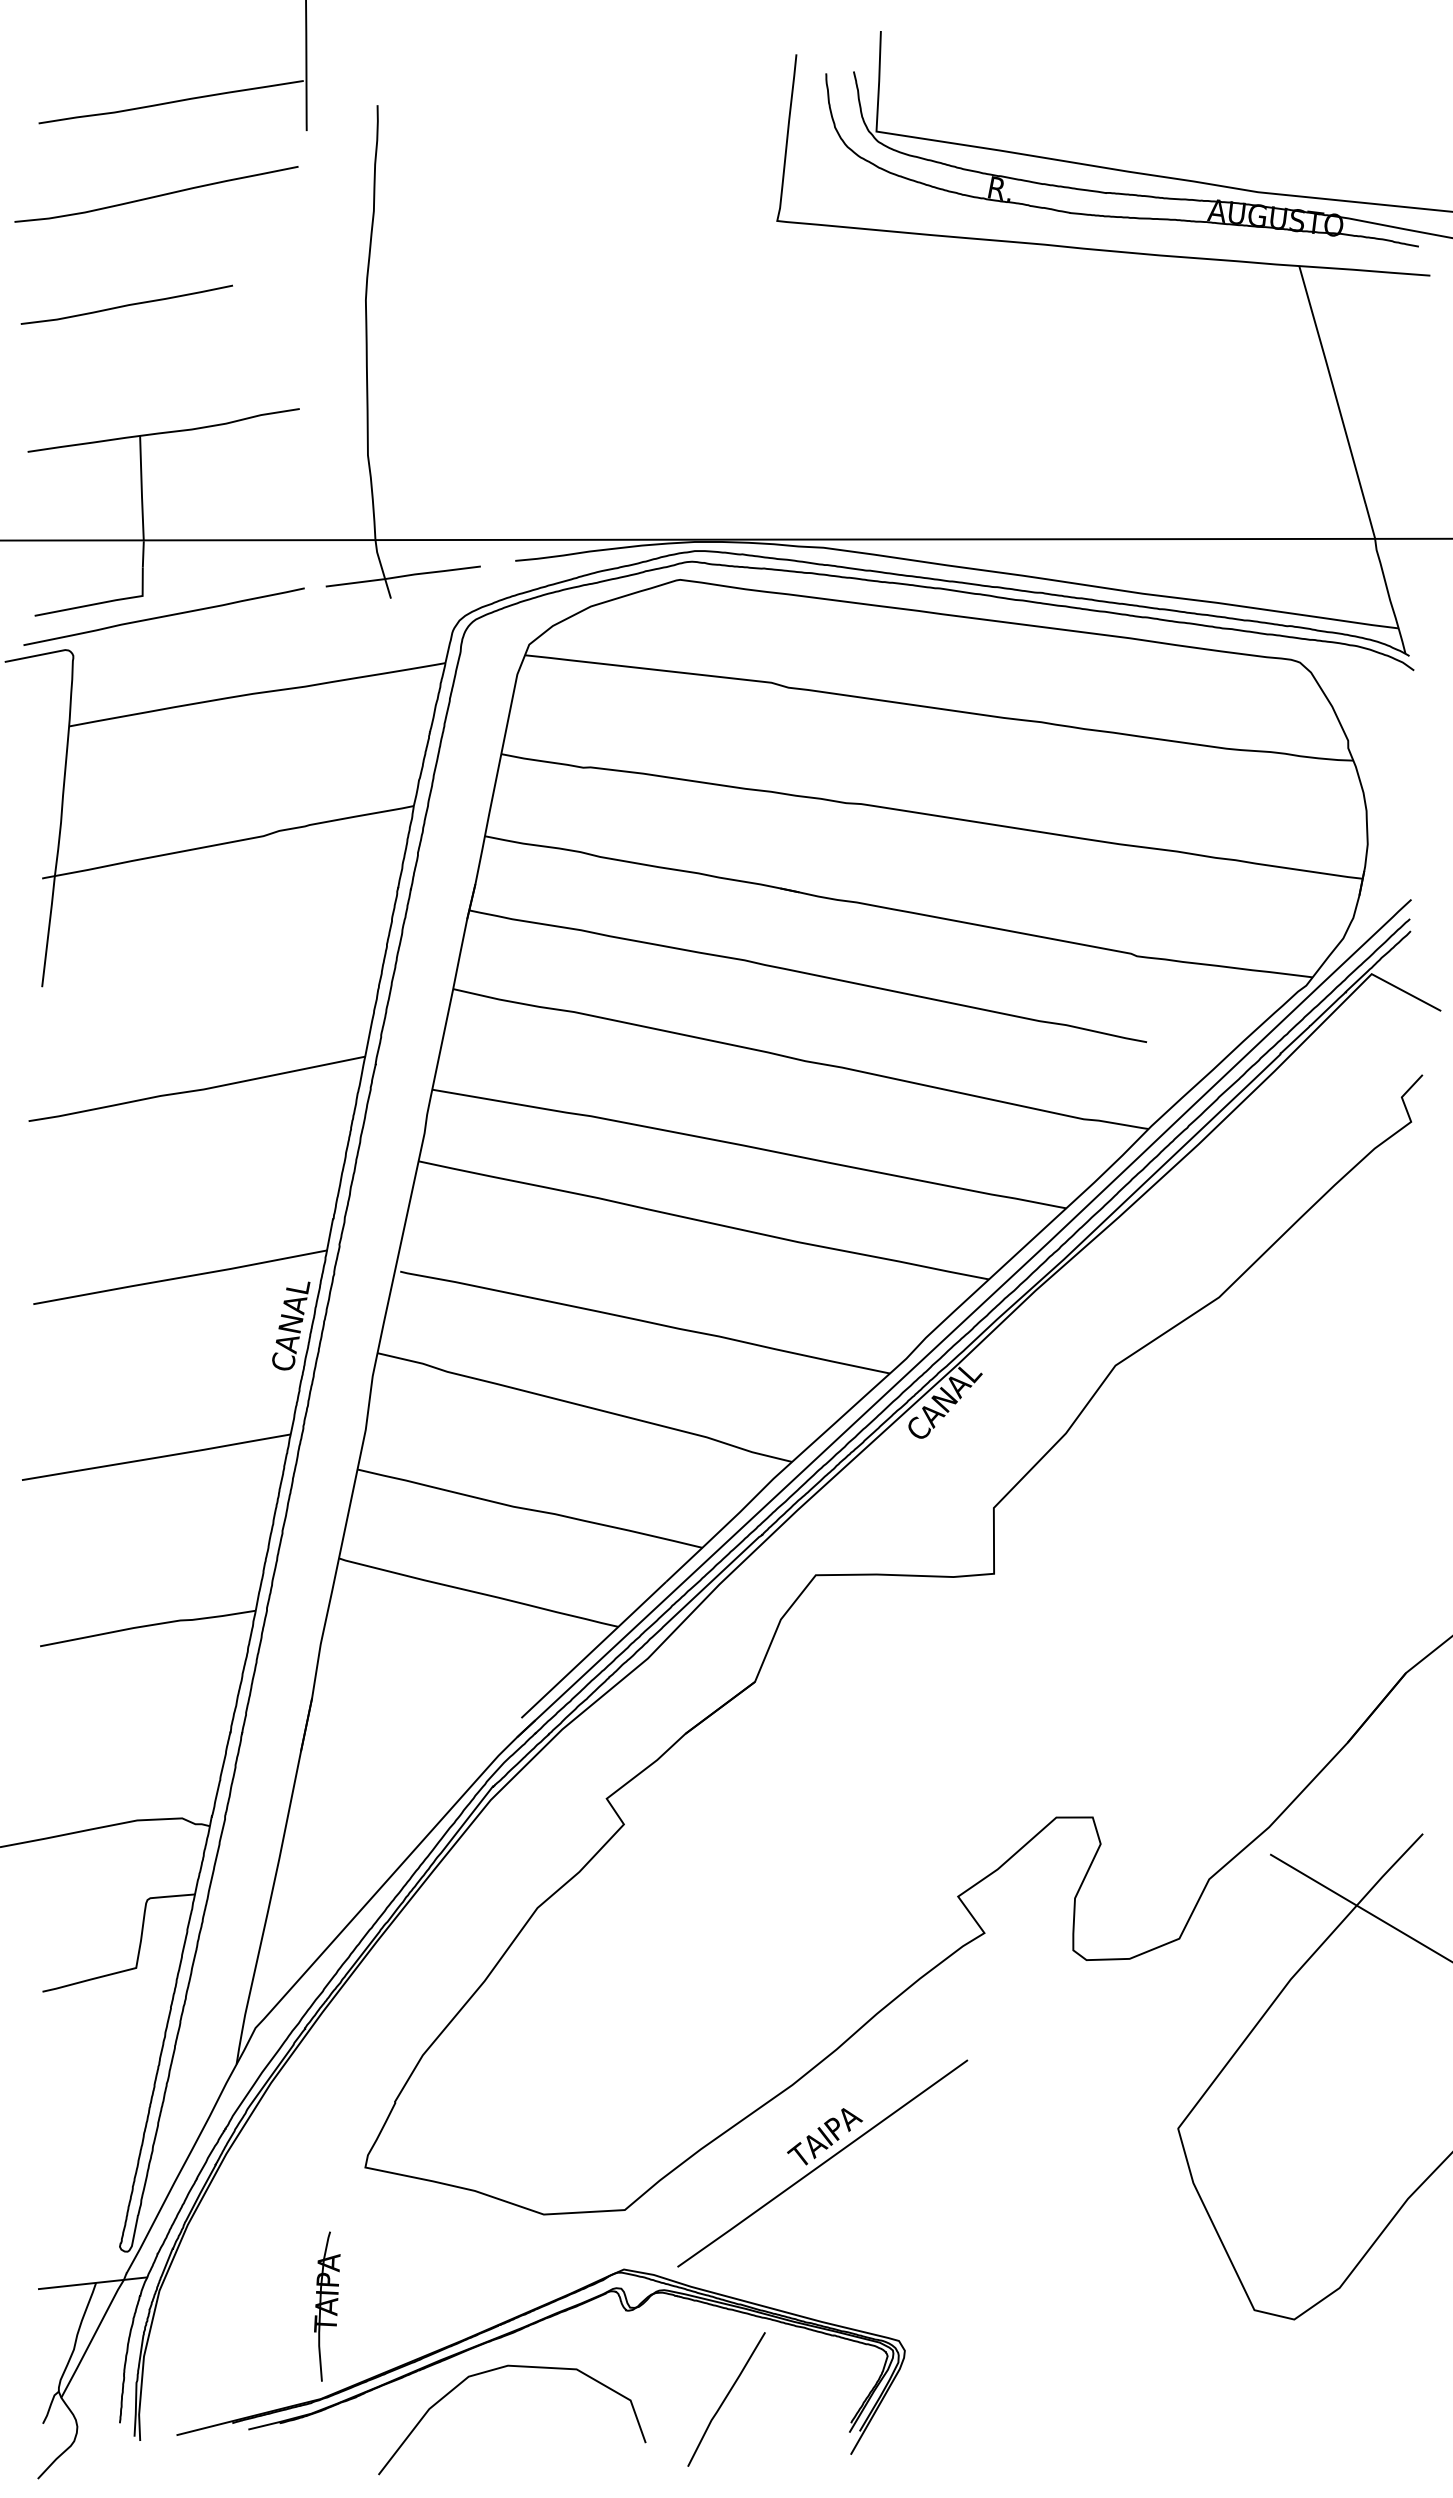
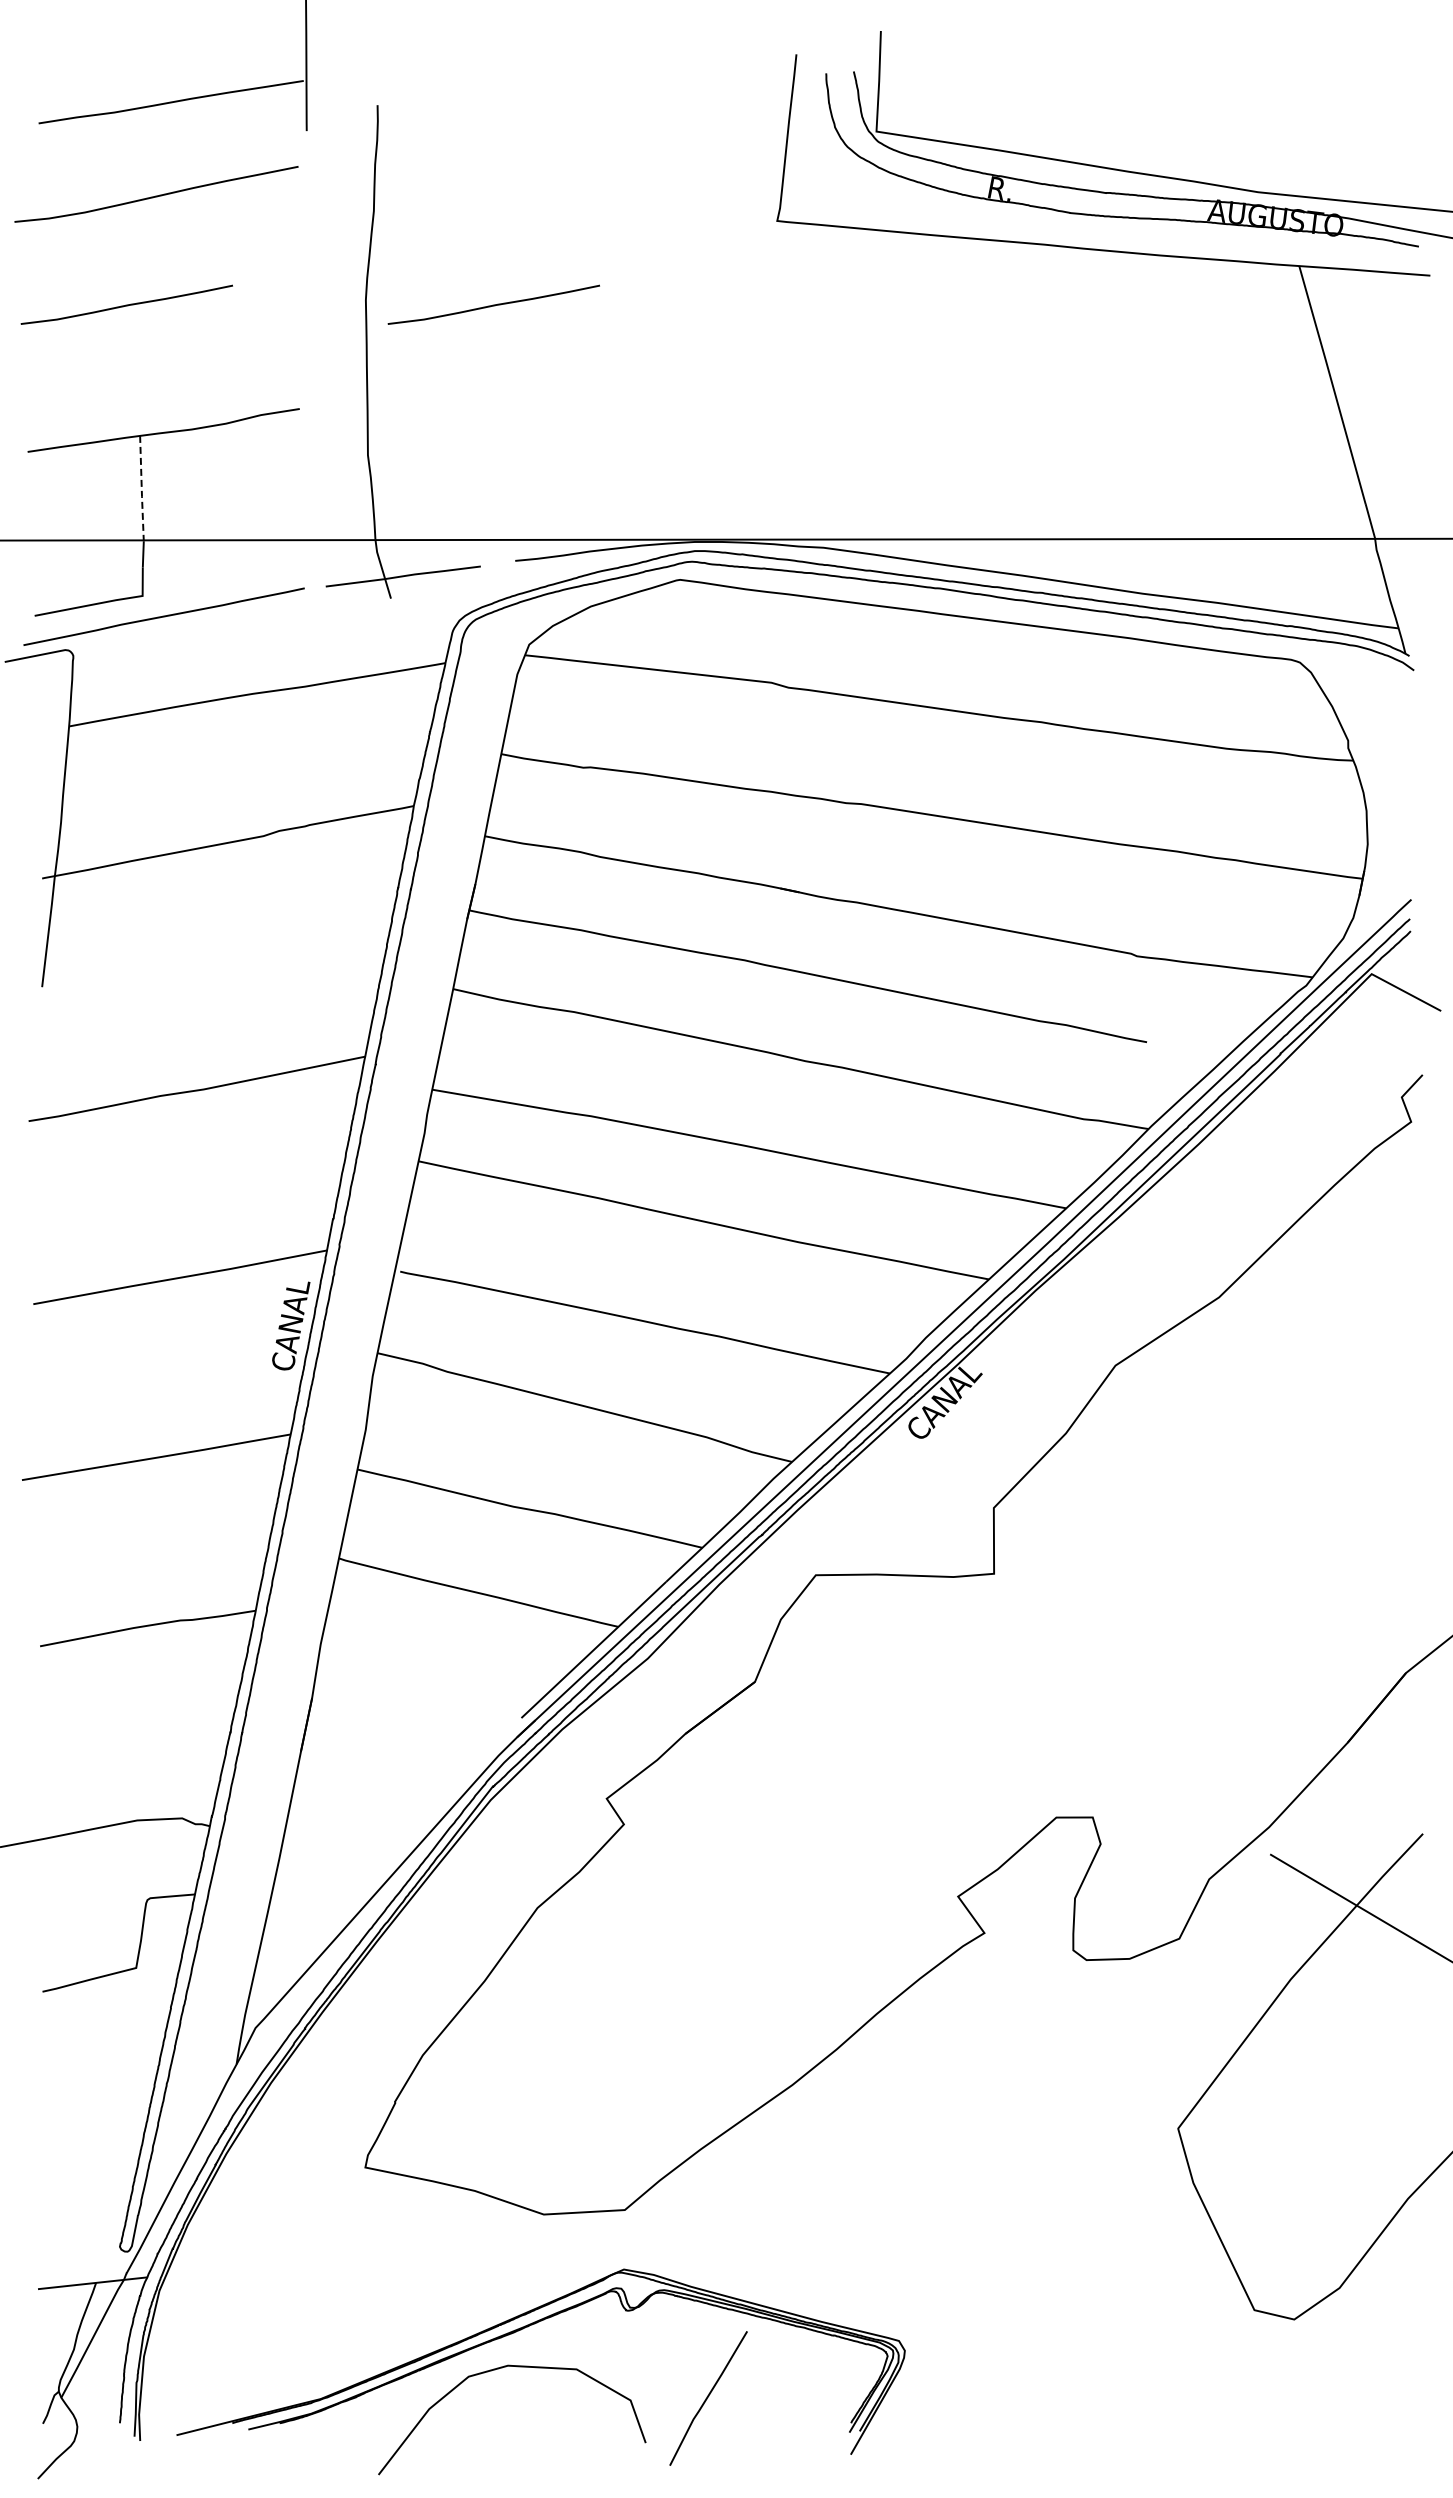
curve: none -> present (493, 304)
line: solid -> dashed (141, 489)
part: present -> none (822, 2163)
part: present -> none (327, 2306)
curve position: (726, 2398) -> (708, 2397) (708, 2397)
